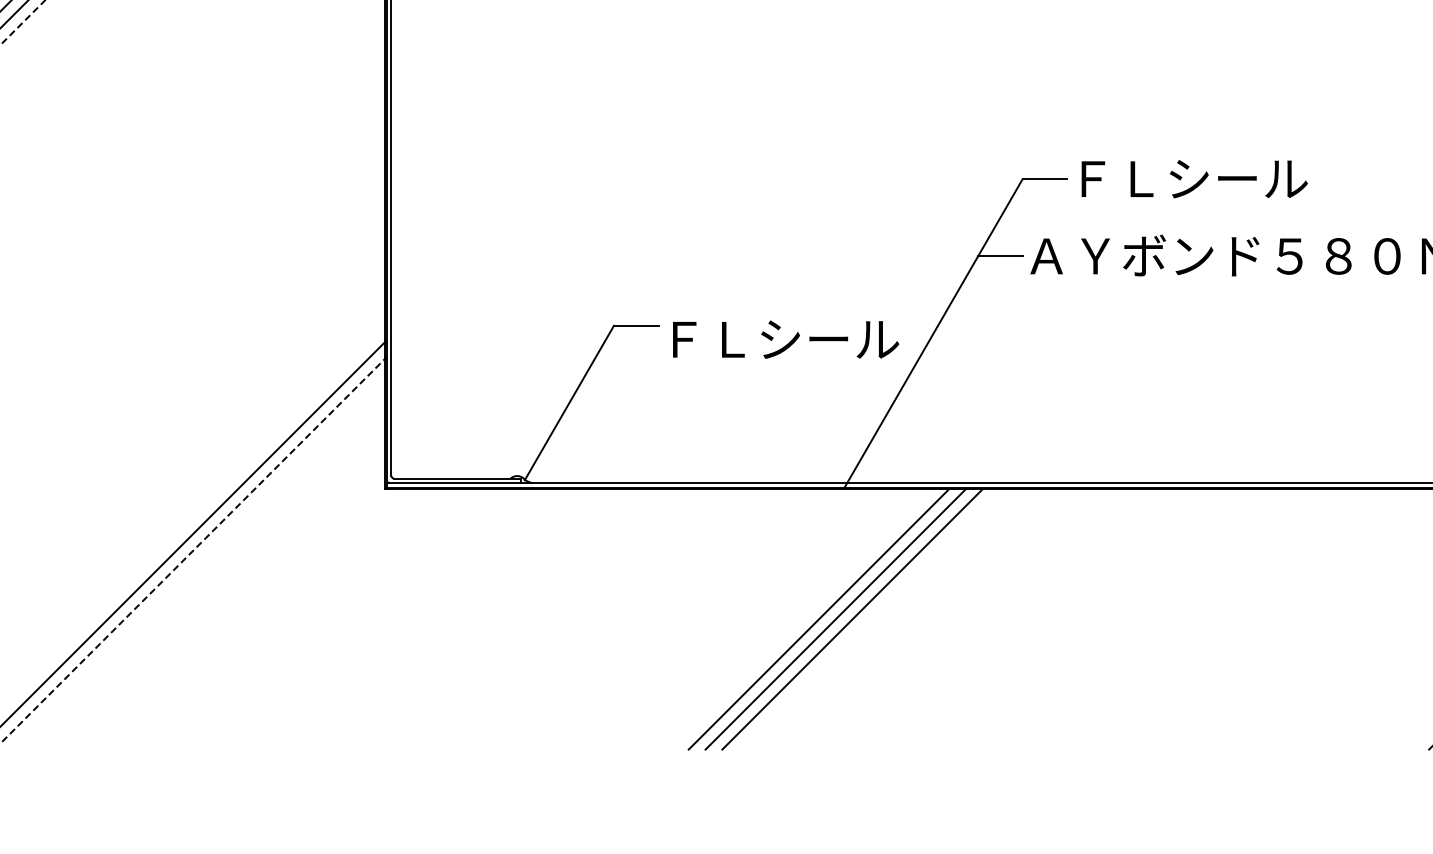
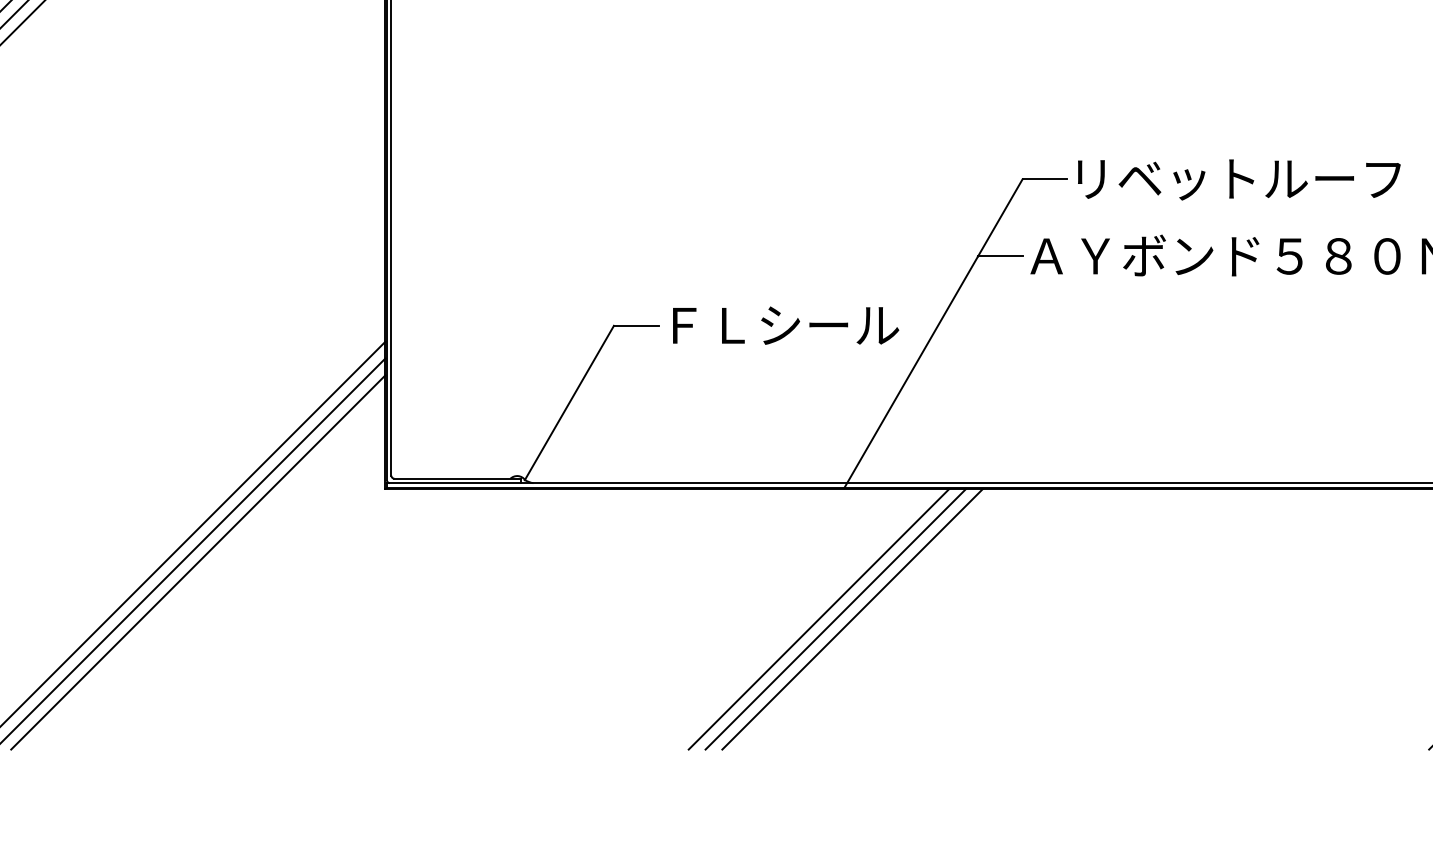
line: dashed -> solid (23, 22)
text: ＦＬシール -> リベットルーフ (1239, 179)
text position: (786, 339) -> (786, 325) (786, 325)
line: dashed -> solid (192, 551)
line: none -> present (198, 562)
